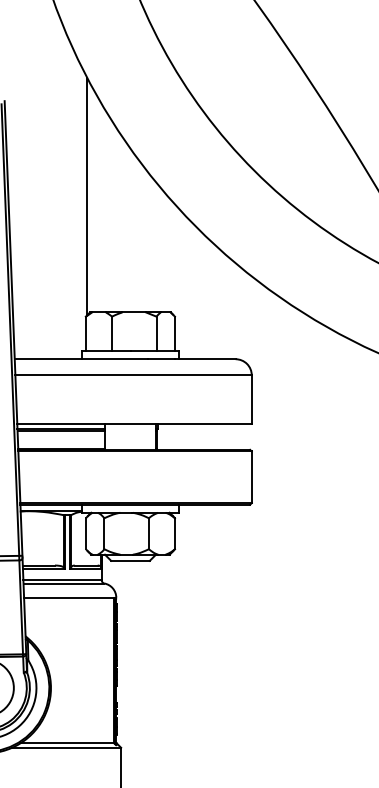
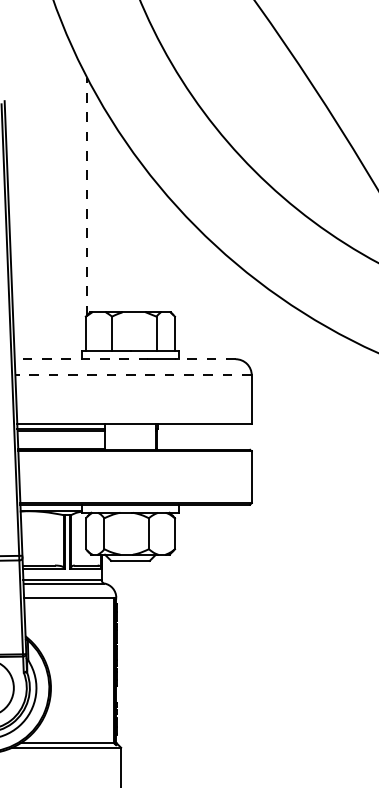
line: solid -> dashed (87, 196)
line: solid -> dashed (81, 359)
line: solid -> dashed (205, 359)
line: solid -> dashed (133, 375)
